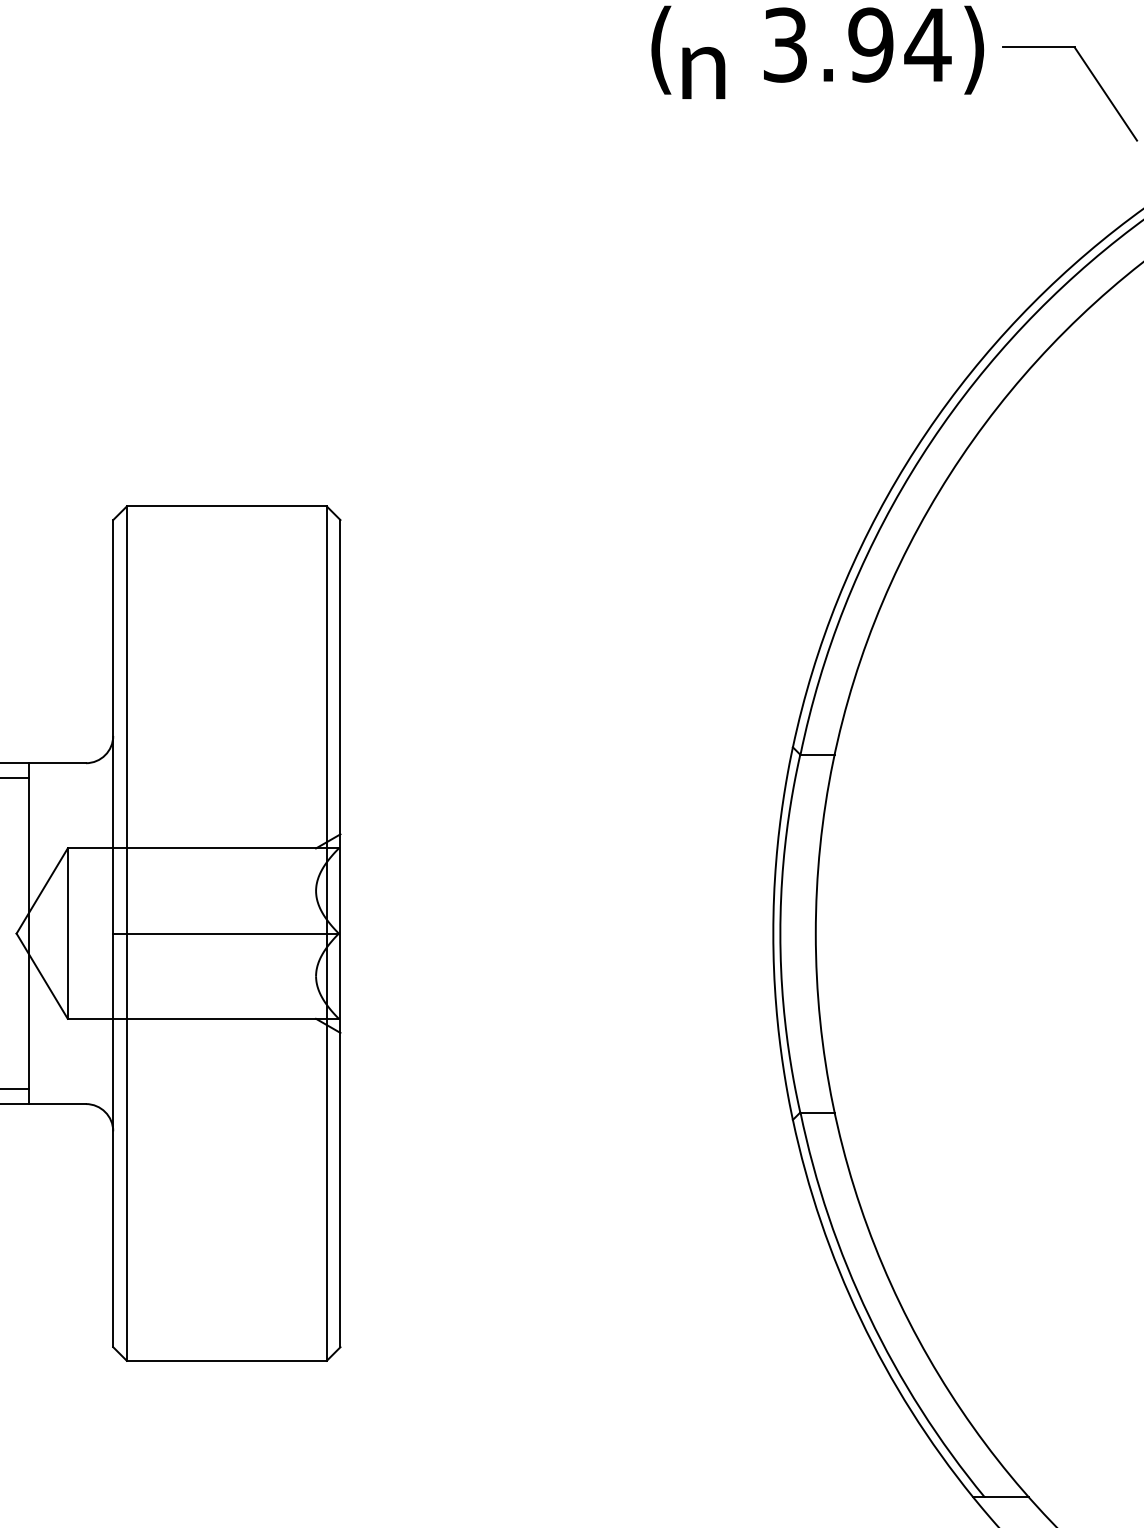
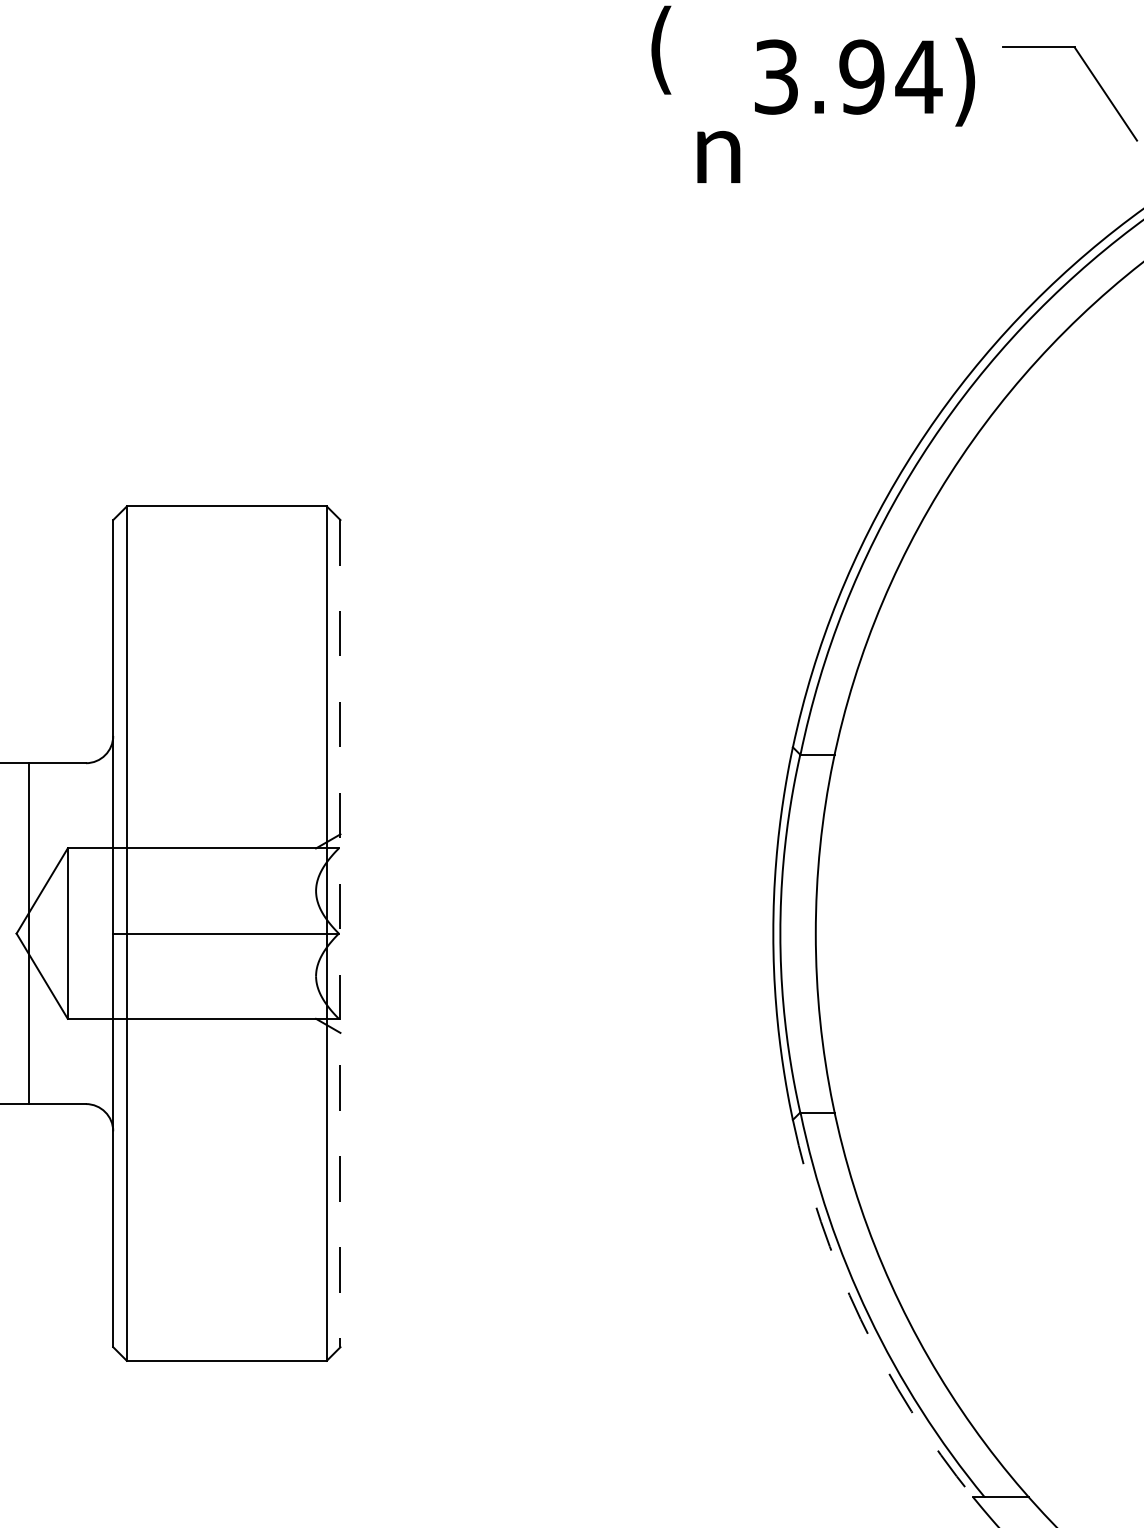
text position: (874, 49) -> (865, 81) (865, 81)
text position: (703, 72) -> (718, 156) (718, 156)
line: present -> none (15, 777)
line: solid -> dashed (340, 933)
line: present -> none (15, 1089)
arc: solid -> dashed (860, 1319)
